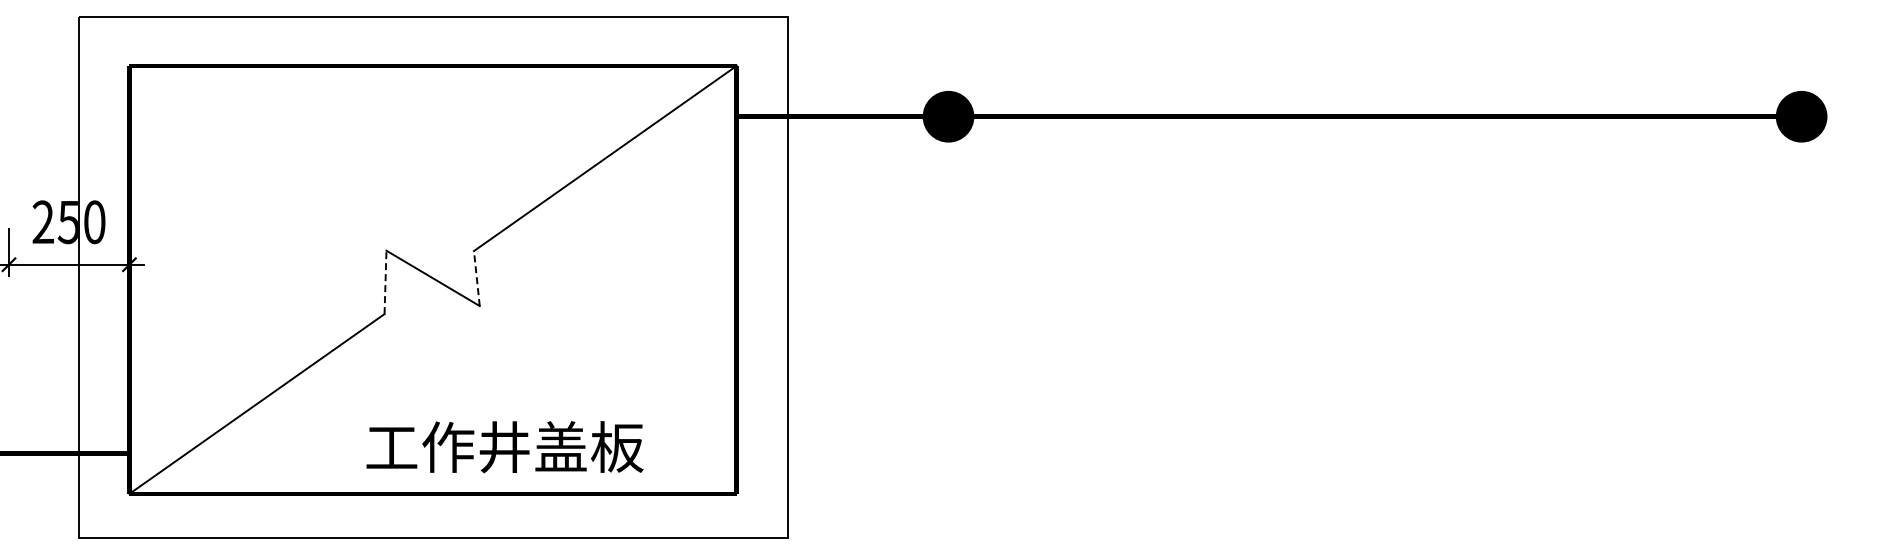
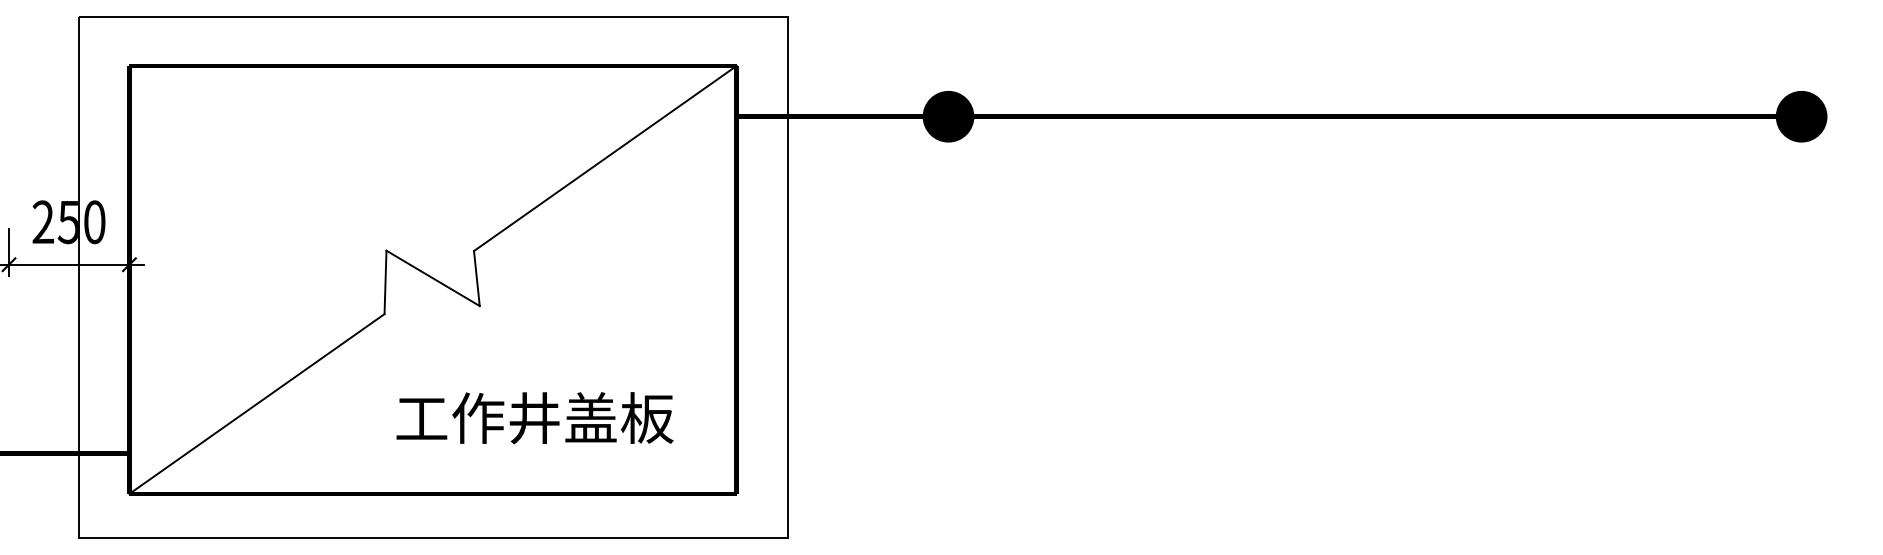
line: dashed -> solid (476, 278)
line: dashed -> solid (385, 282)
text position: (504, 447) -> (534, 418) (534, 418)
